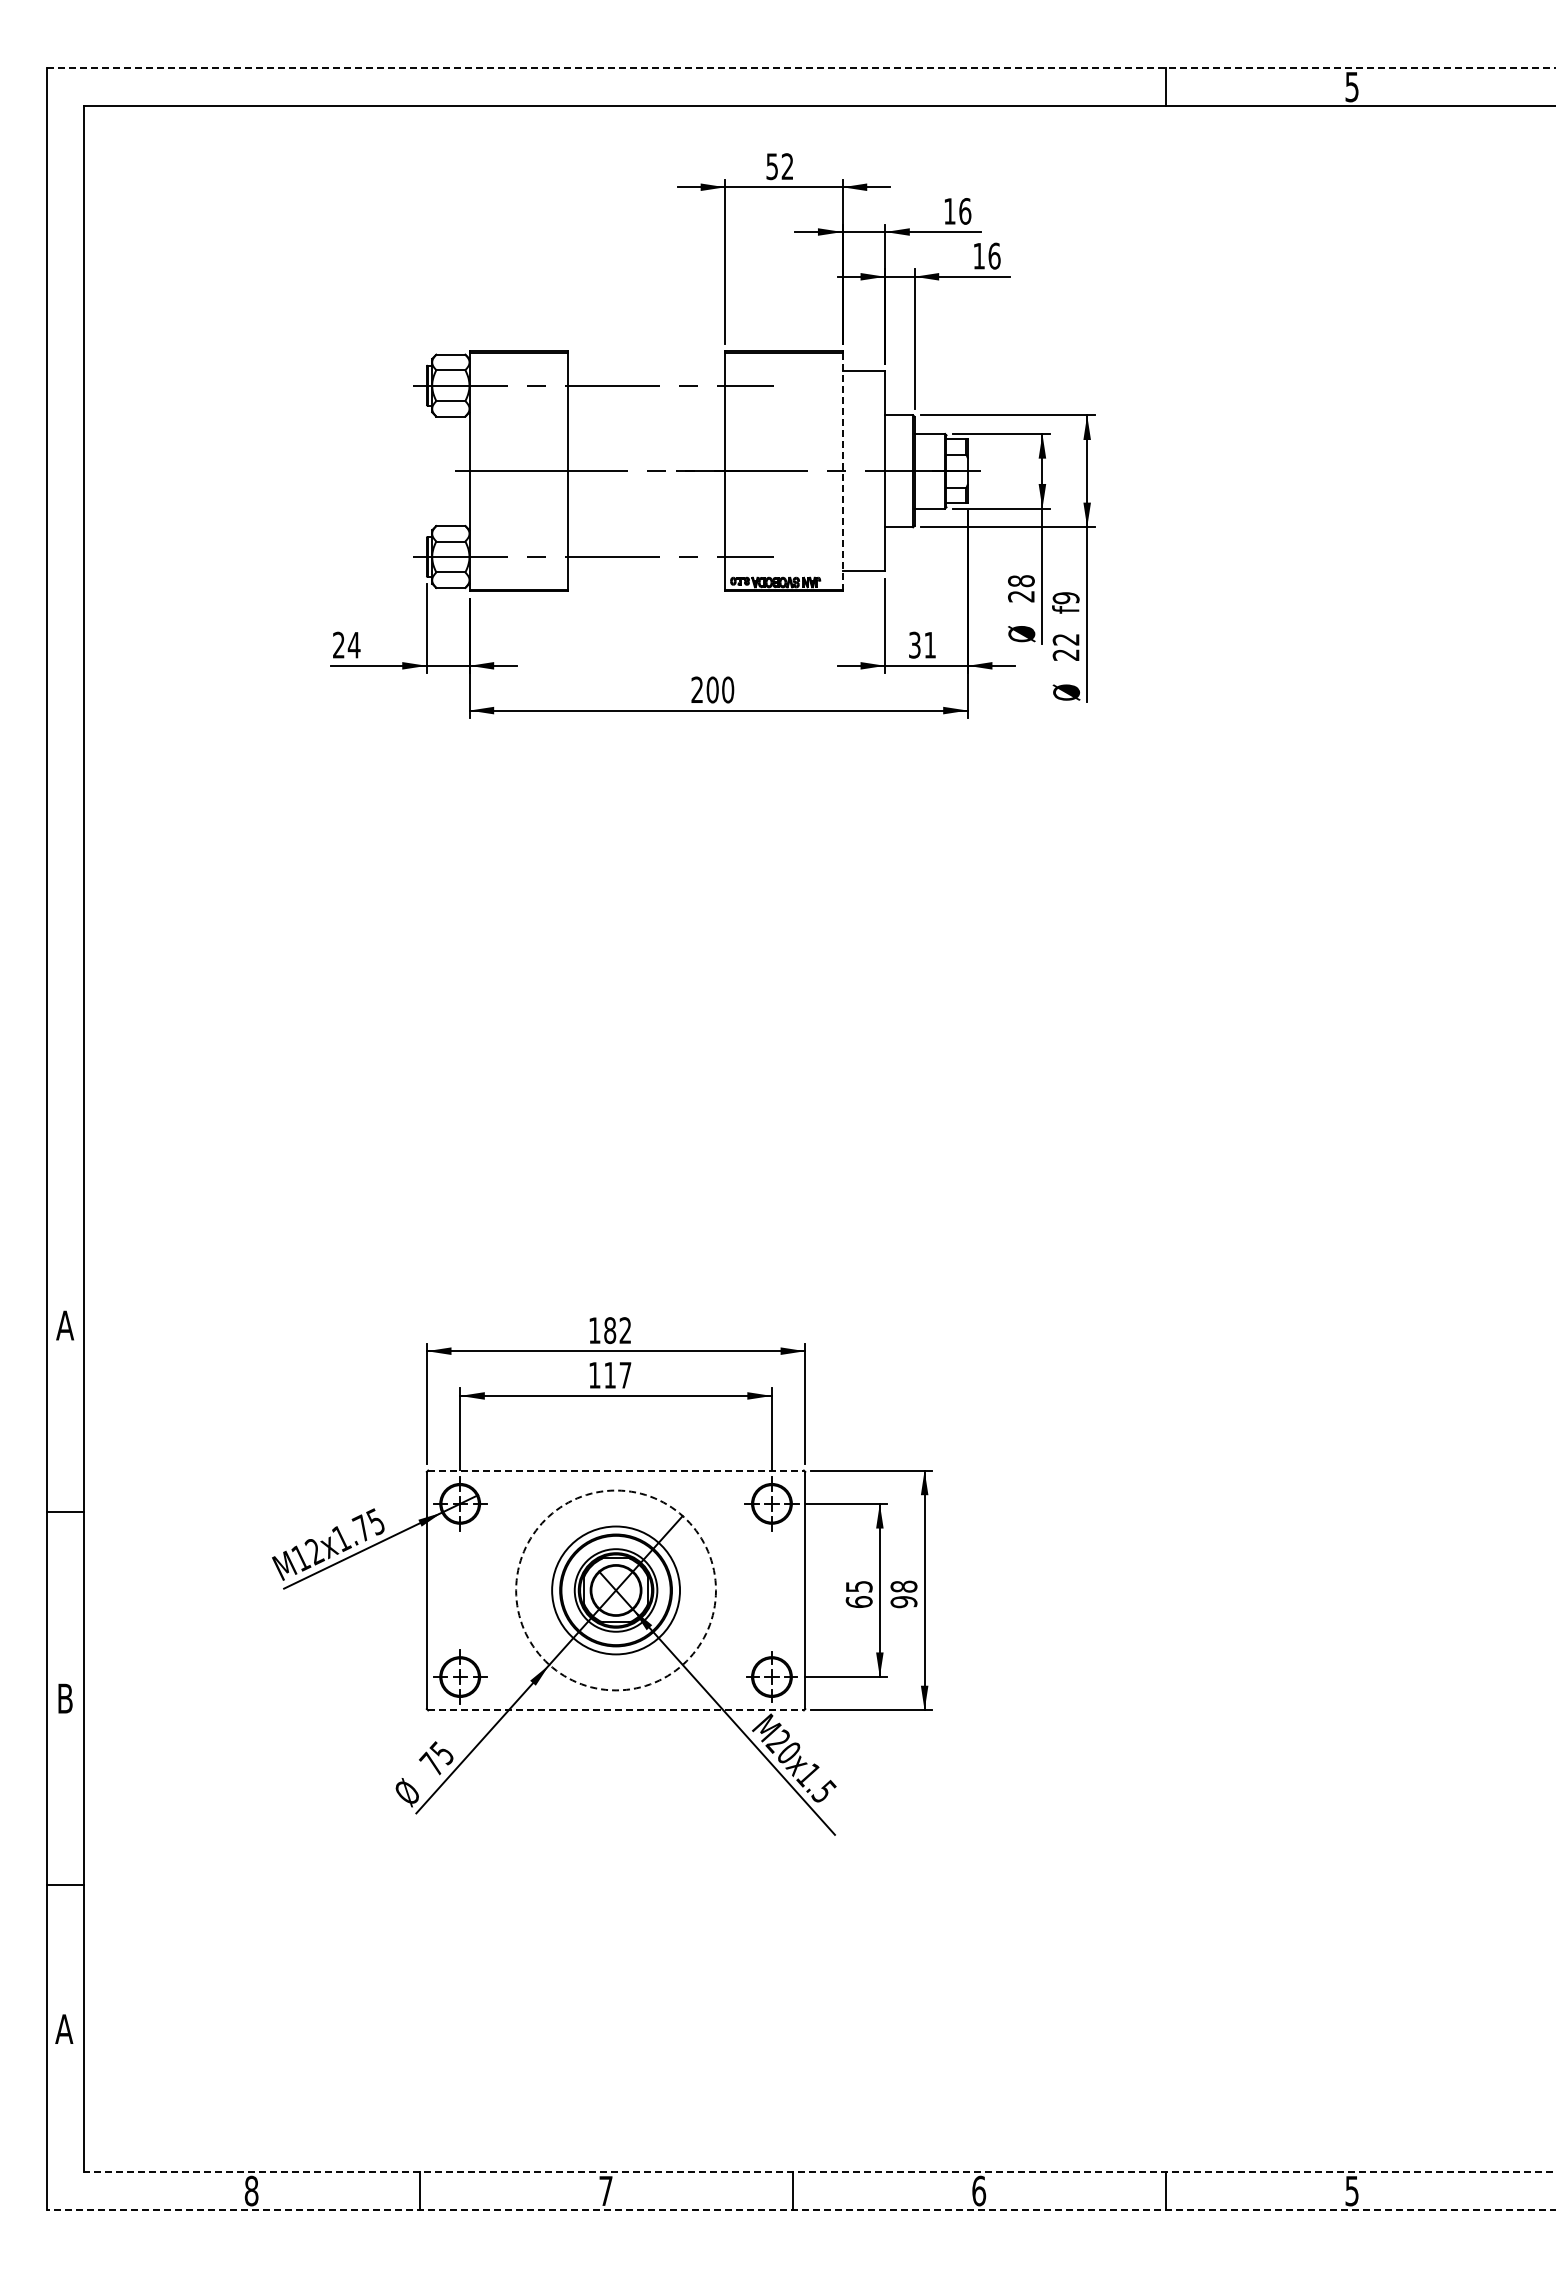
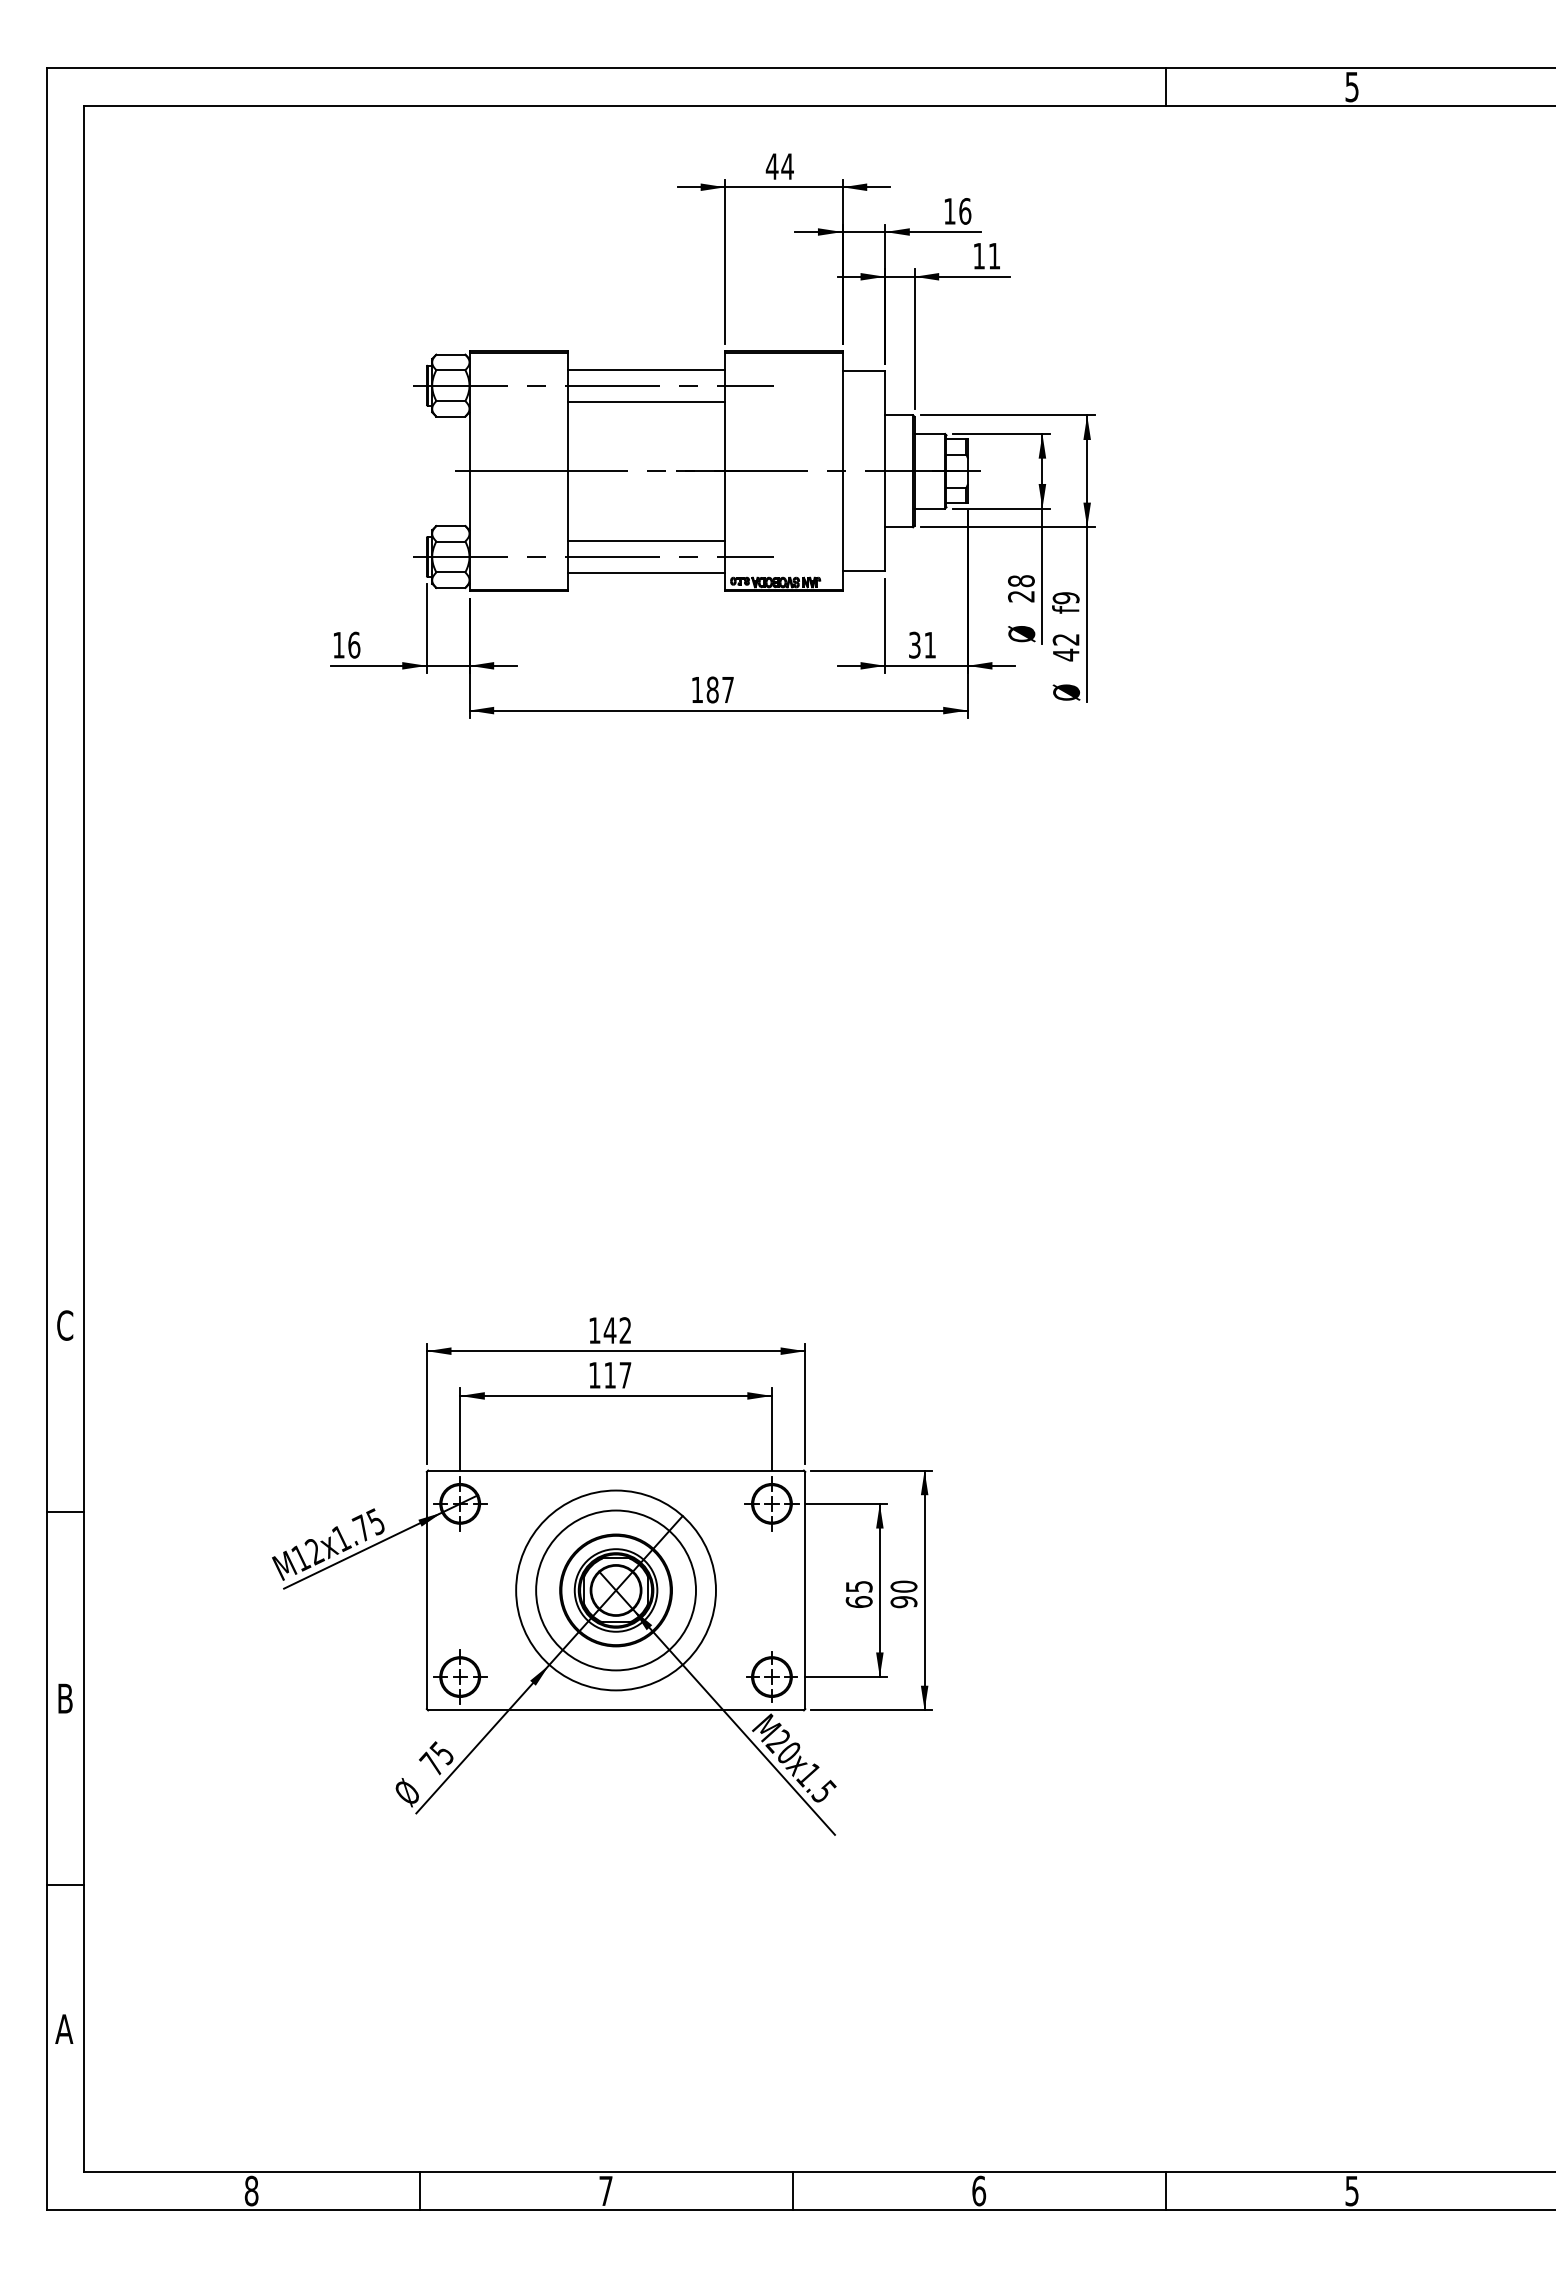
line: dashed -> solid (801, 68)
text: 52 -> 44 (779, 166)
text: 16 -> 11 (994, 255)
line: none -> present (646, 369)
line: none -> present (646, 401)
line: dashed -> solid (842, 471)
line: none -> present (646, 541)
line: none -> present (646, 572)
text: 24 -> 16 (346, 644)
text: 22 -> 42 (1065, 654)
text: 200 -> 187 (712, 689)
text: A -> C (65, 1325)
text: 182 -> 142 (609, 1330)
line: dashed -> solid (616, 1470)
text: 98 -> 90 (904, 1586)
circle: dashed -> solid (615, 1590)
circle diameter: 128 px -> 160 px (616, 1590)
line: dashed -> solid (616, 1710)
line: dashed -> solid (819, 2172)
line: dashed -> solid (800, 2209)
